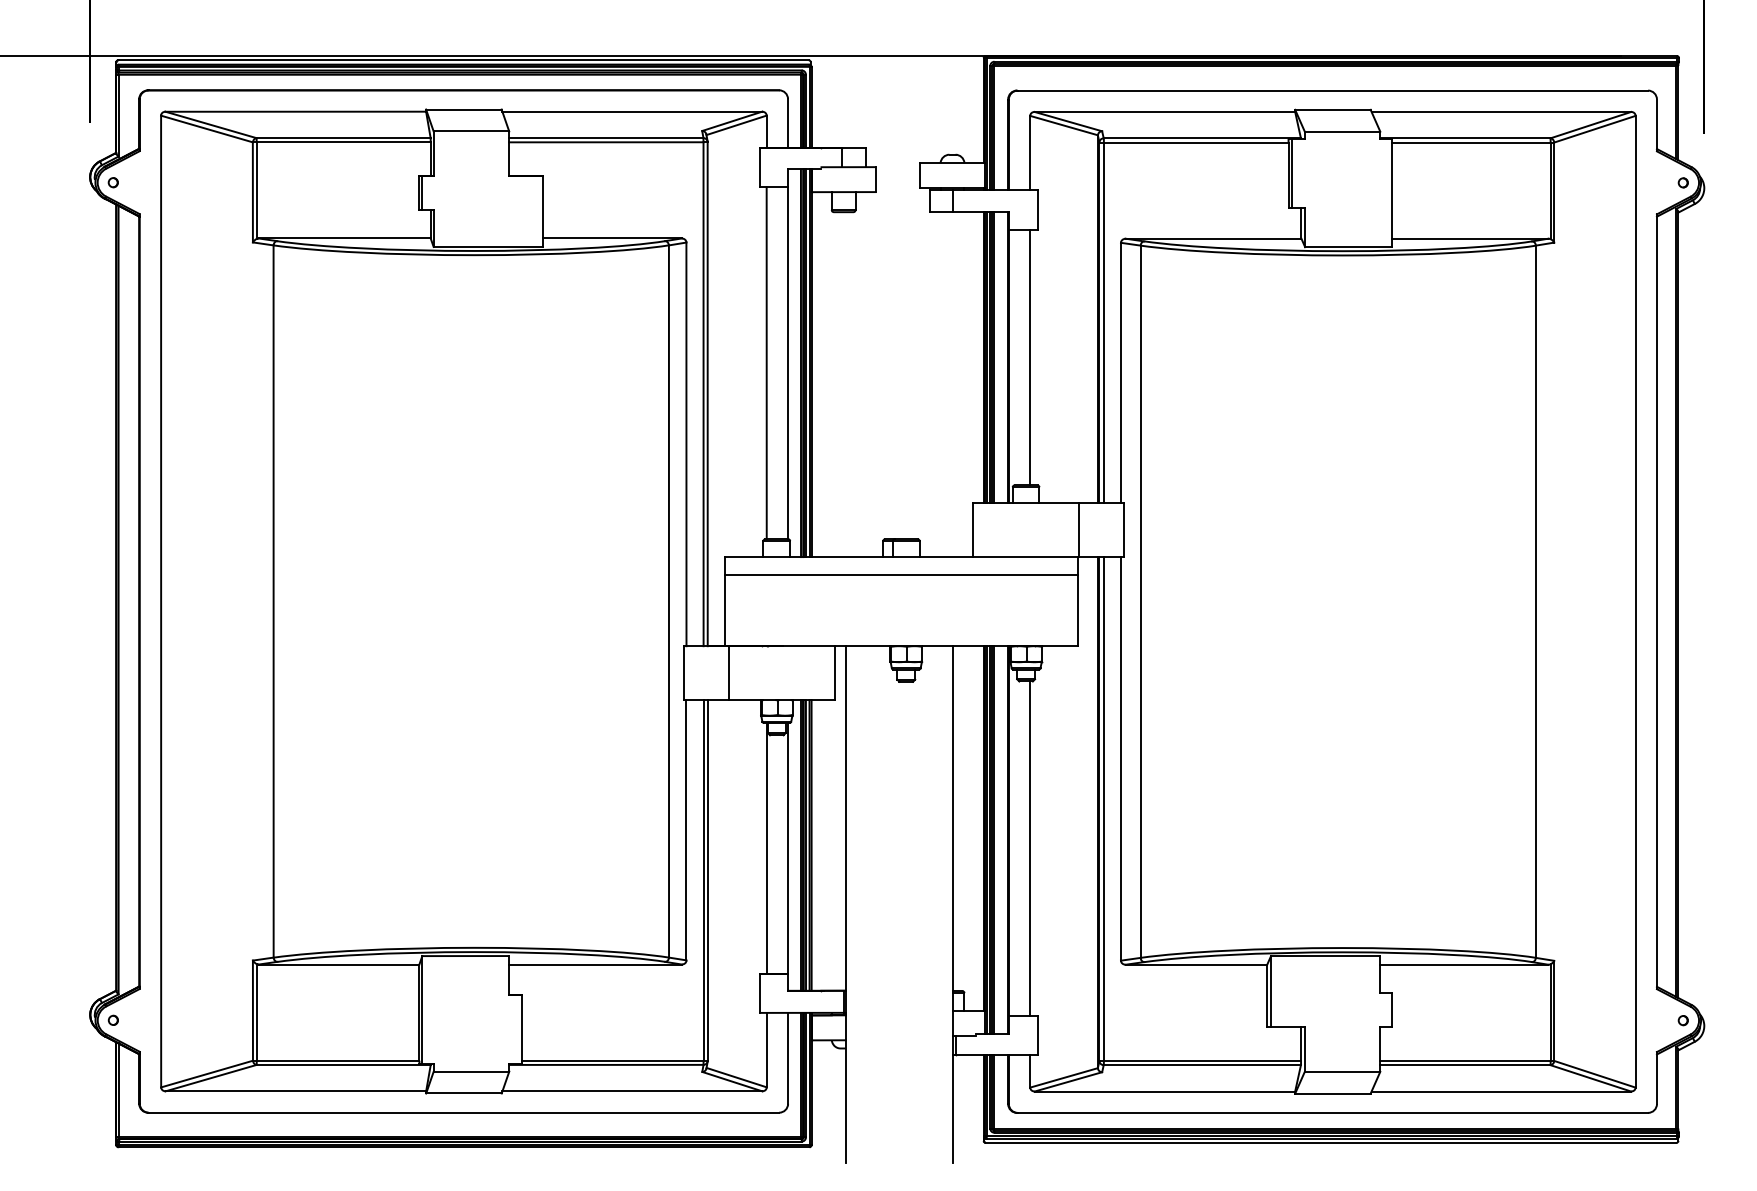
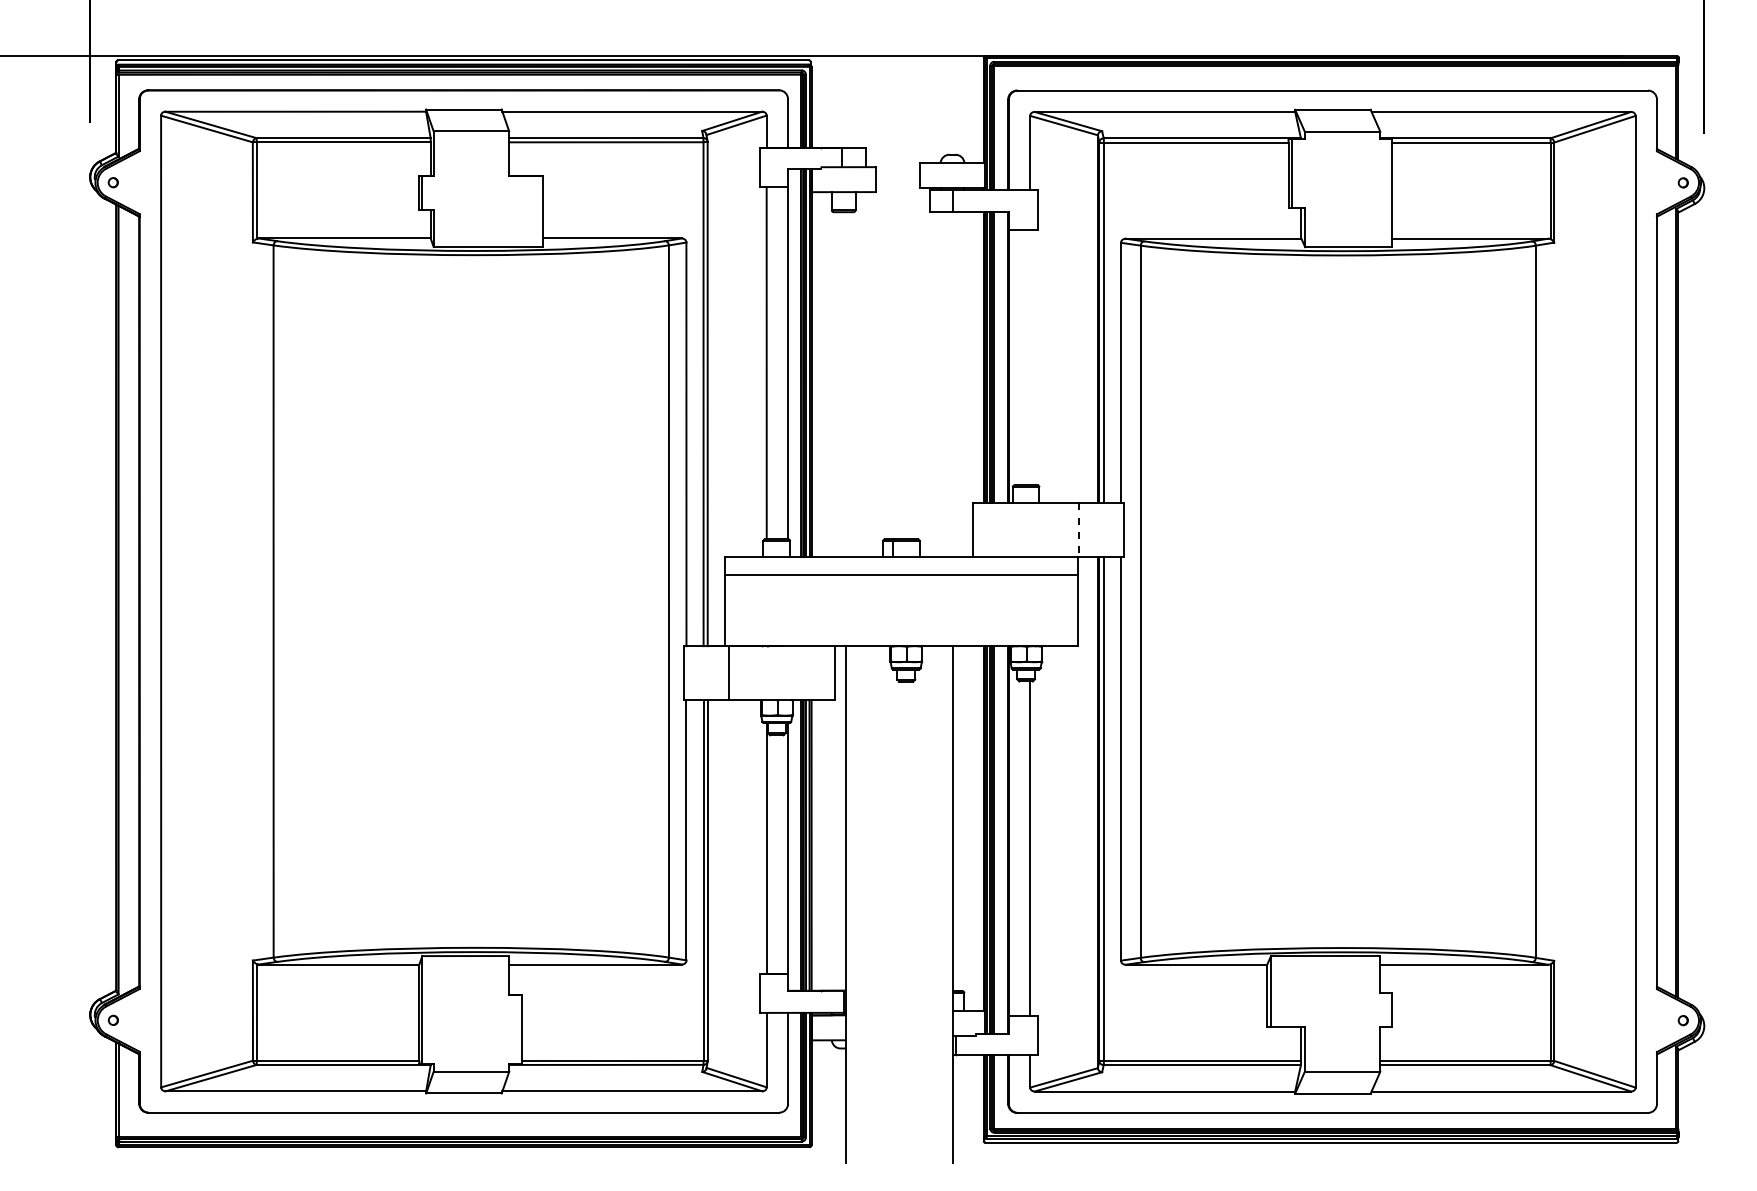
line: present -> none (1030, 357)
line: solid -> dashed (1079, 530)
